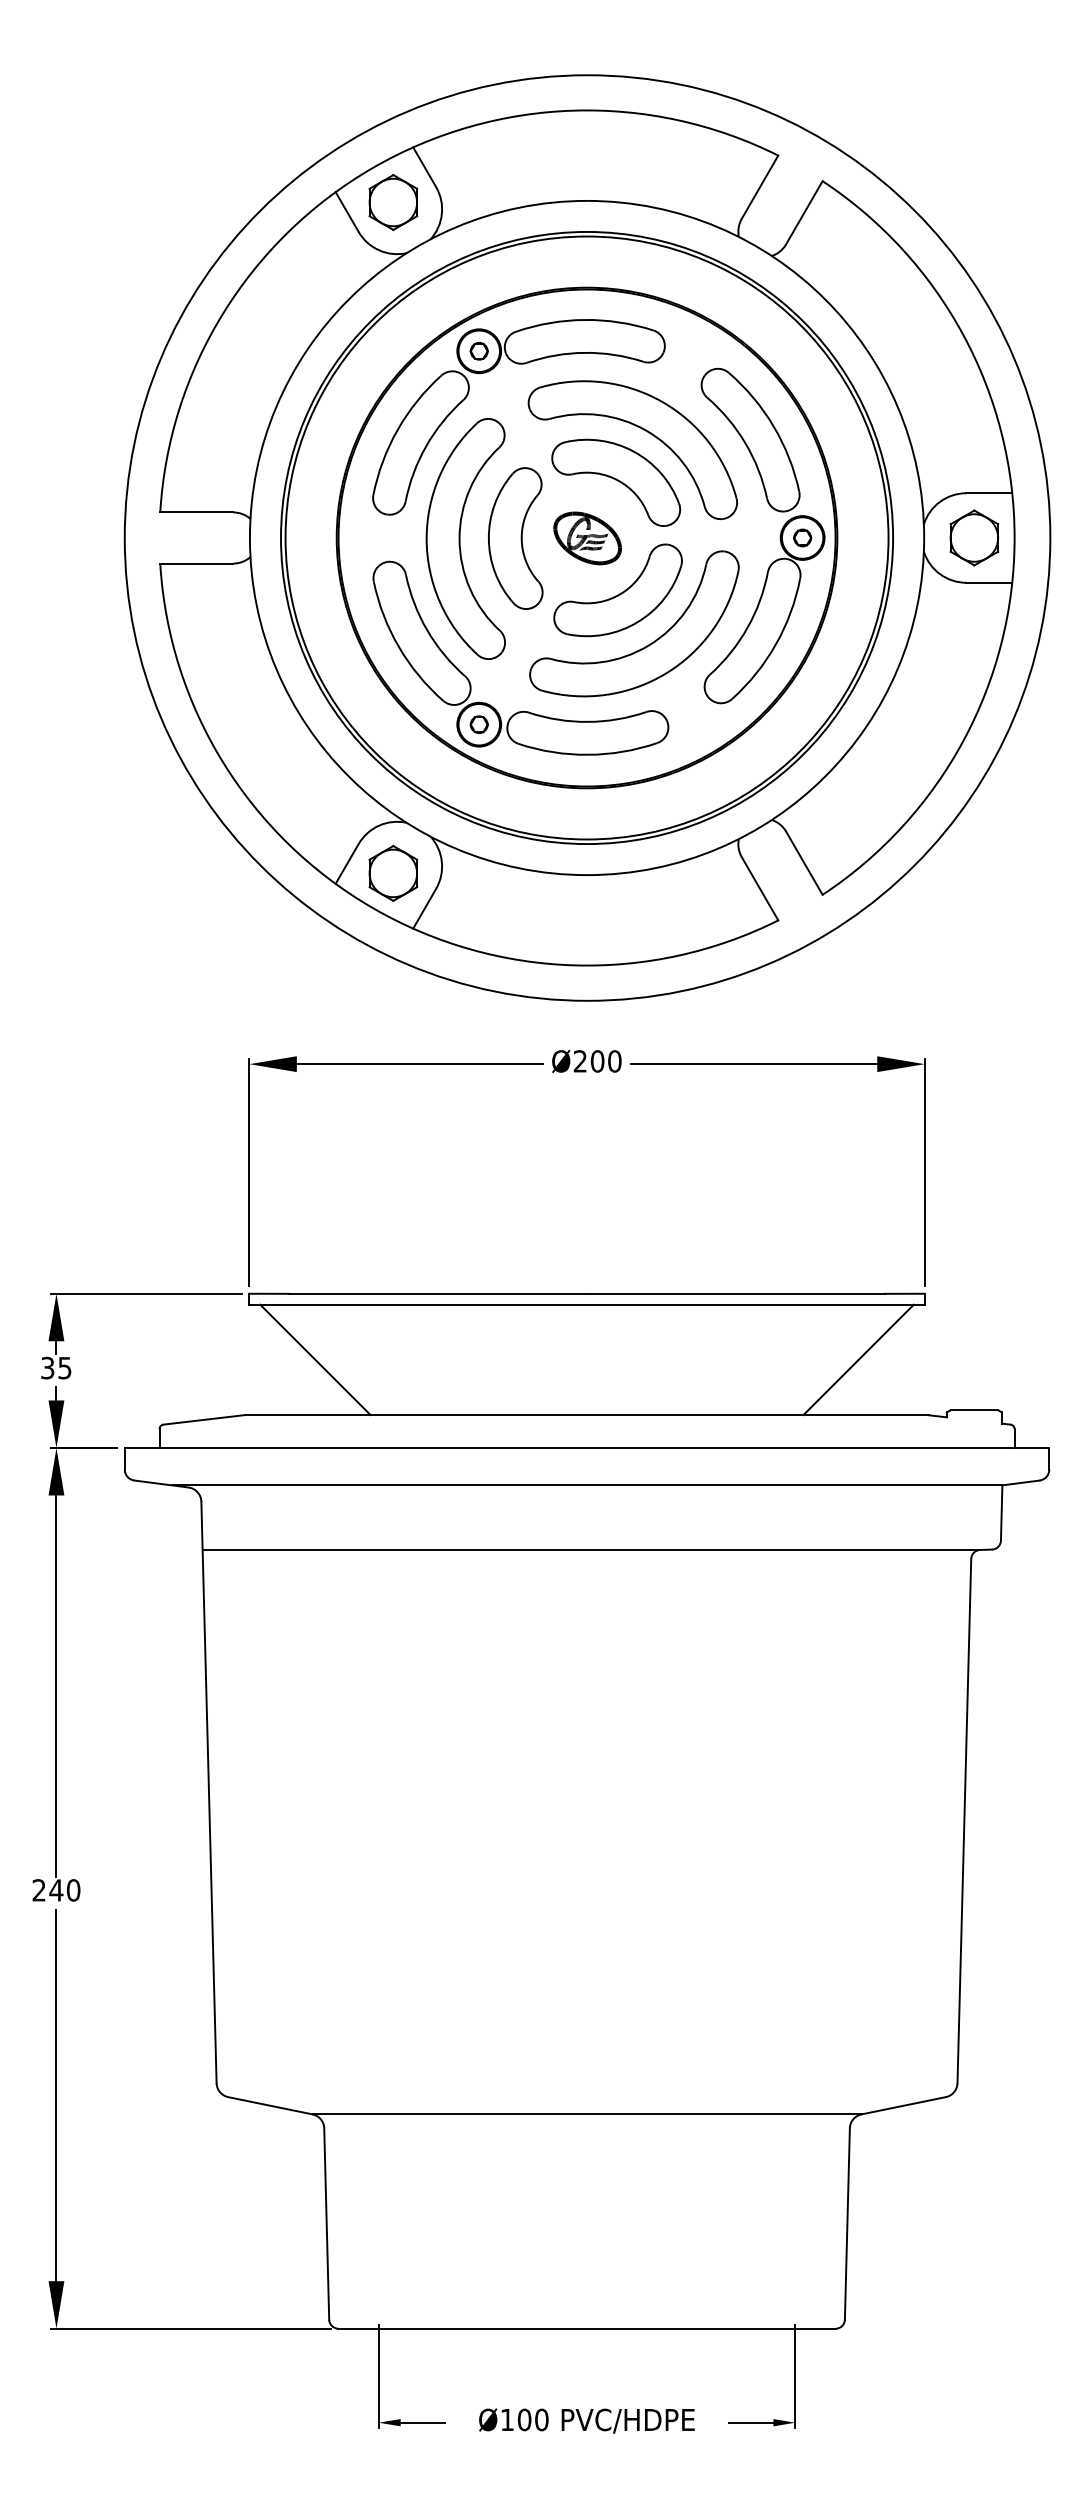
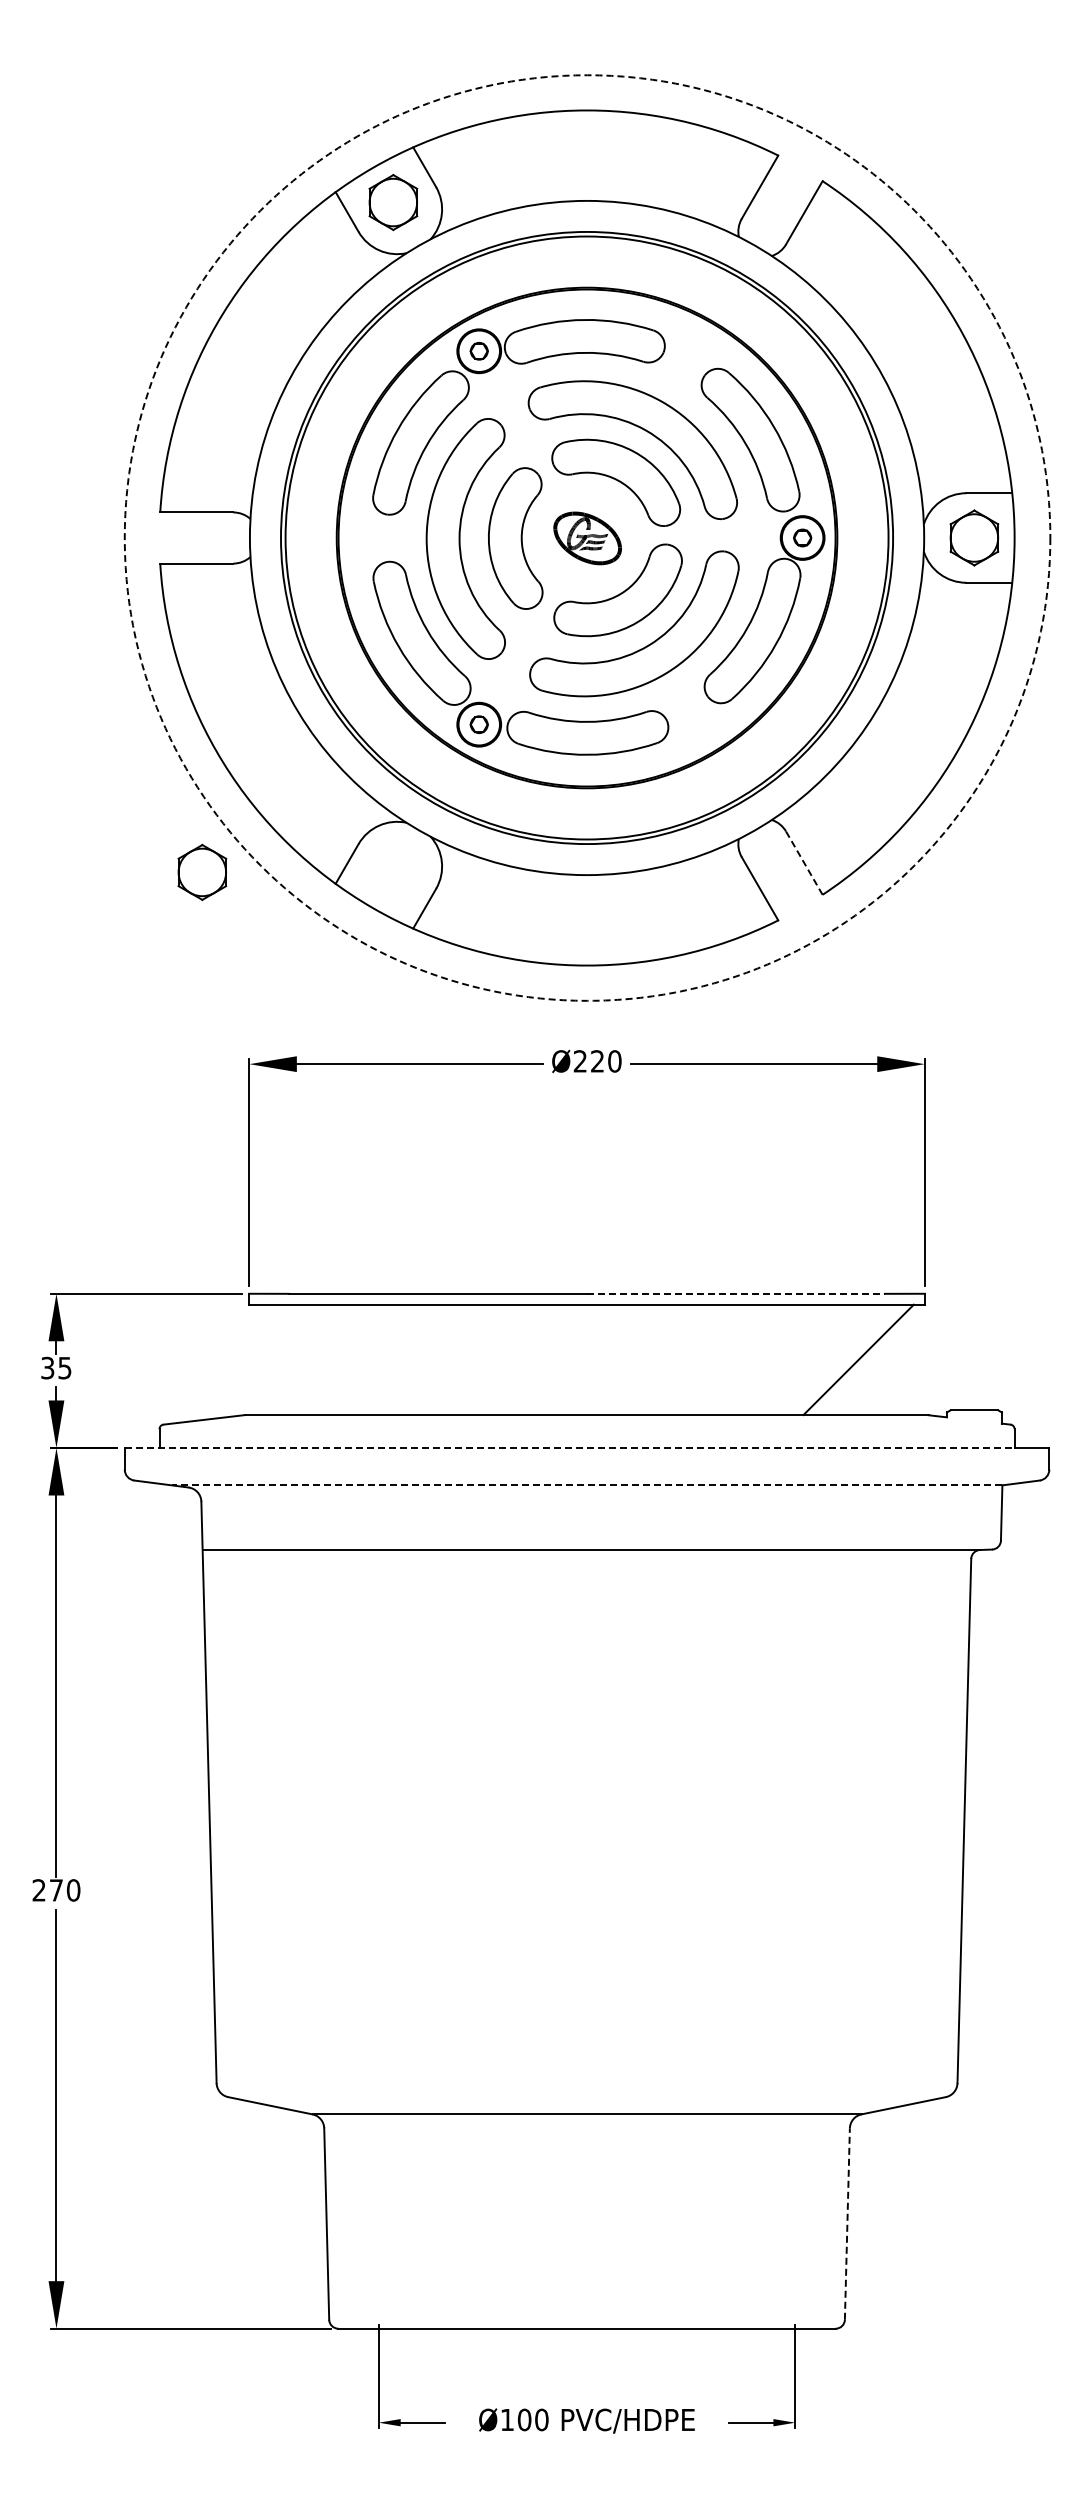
circle: solid -> dashed (587, 537)
line: solid -> dashed (804, 863)
part position: (393, 872) -> (202, 871) (202, 871)
text: Ø200 -> Ø220 (597, 1061)
line: solid -> dashed (735, 1293)
line: present -> none (315, 1359)
line: solid -> dashed (569, 1447)
line: solid -> dashed (586, 1485)
text: 240 -> 270 (56, 1890)
line: solid -> dashed (847, 2224)
